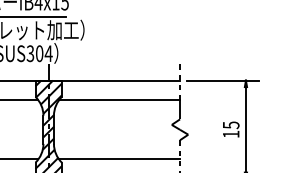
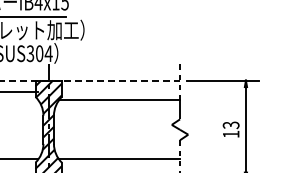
line: solid -> dashed (90, 80)
line position: (20, 100) -> (20, 92) (20, 92)
text: 15 -> 13 (230, 124)
